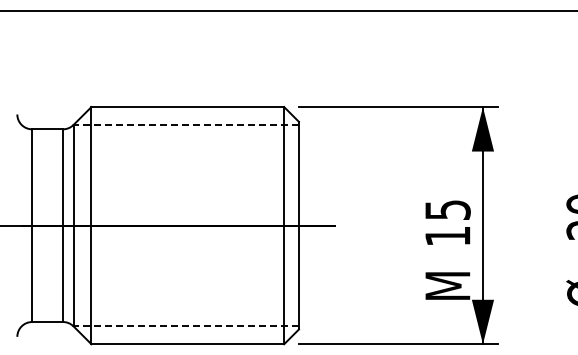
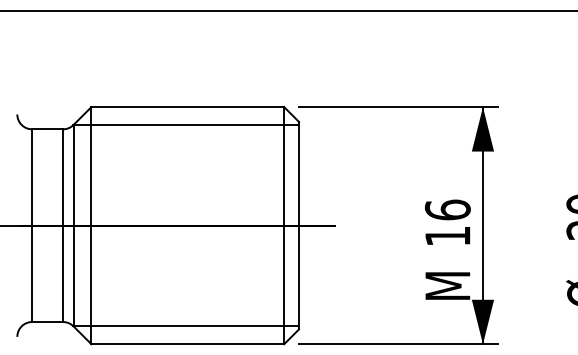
line: dashed -> solid (186, 125)
text: 15 -> 16 (447, 209)
line: dashed -> solid (186, 326)
